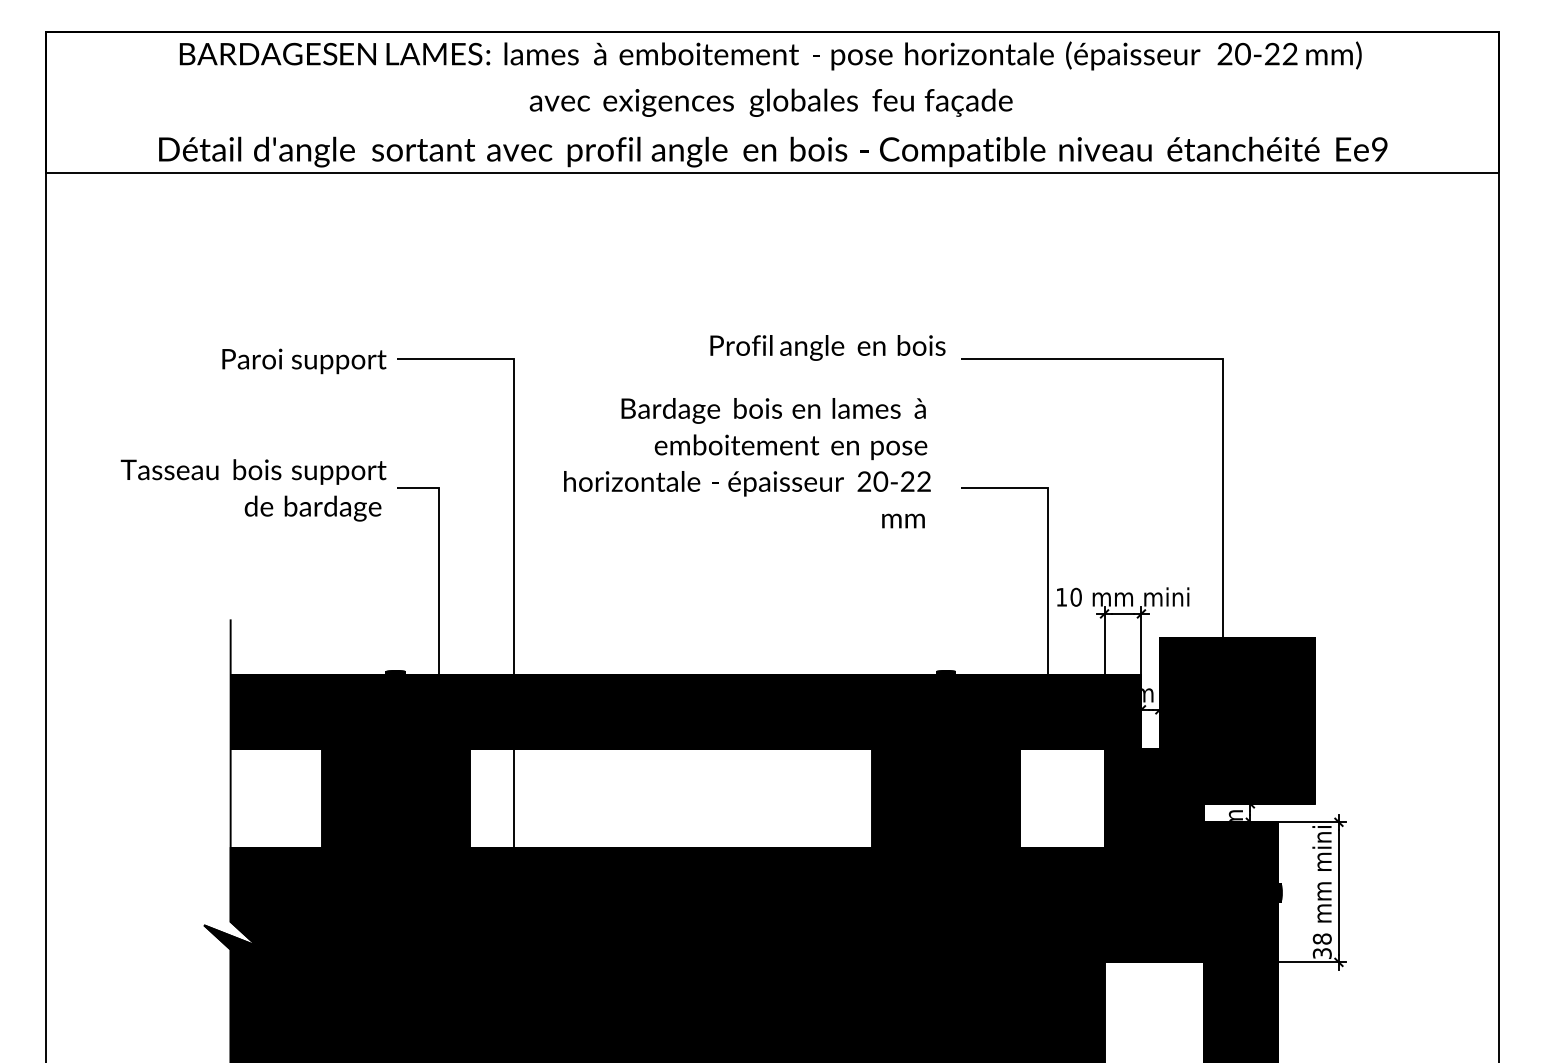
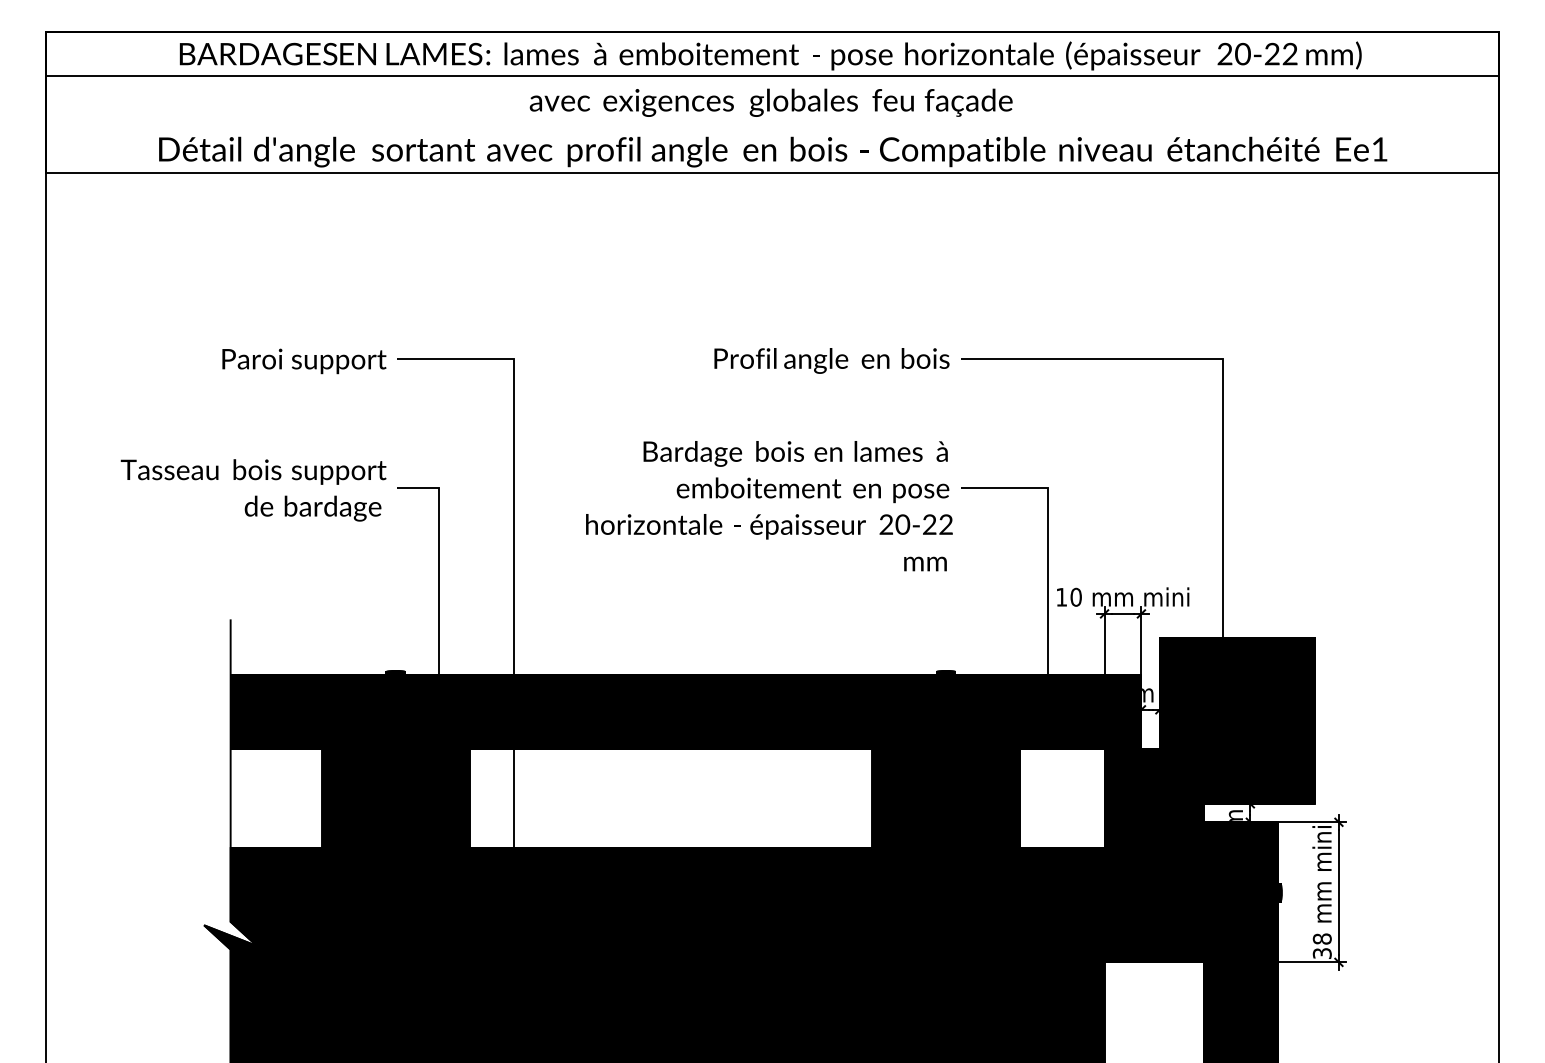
line: none -> present (772, 76)
text: Ee9 -> Ee1 (1379, 149)
text position: (827, 347) -> (831, 360) (831, 360)
text position: (747, 463) -> (769, 506) (769, 506)
